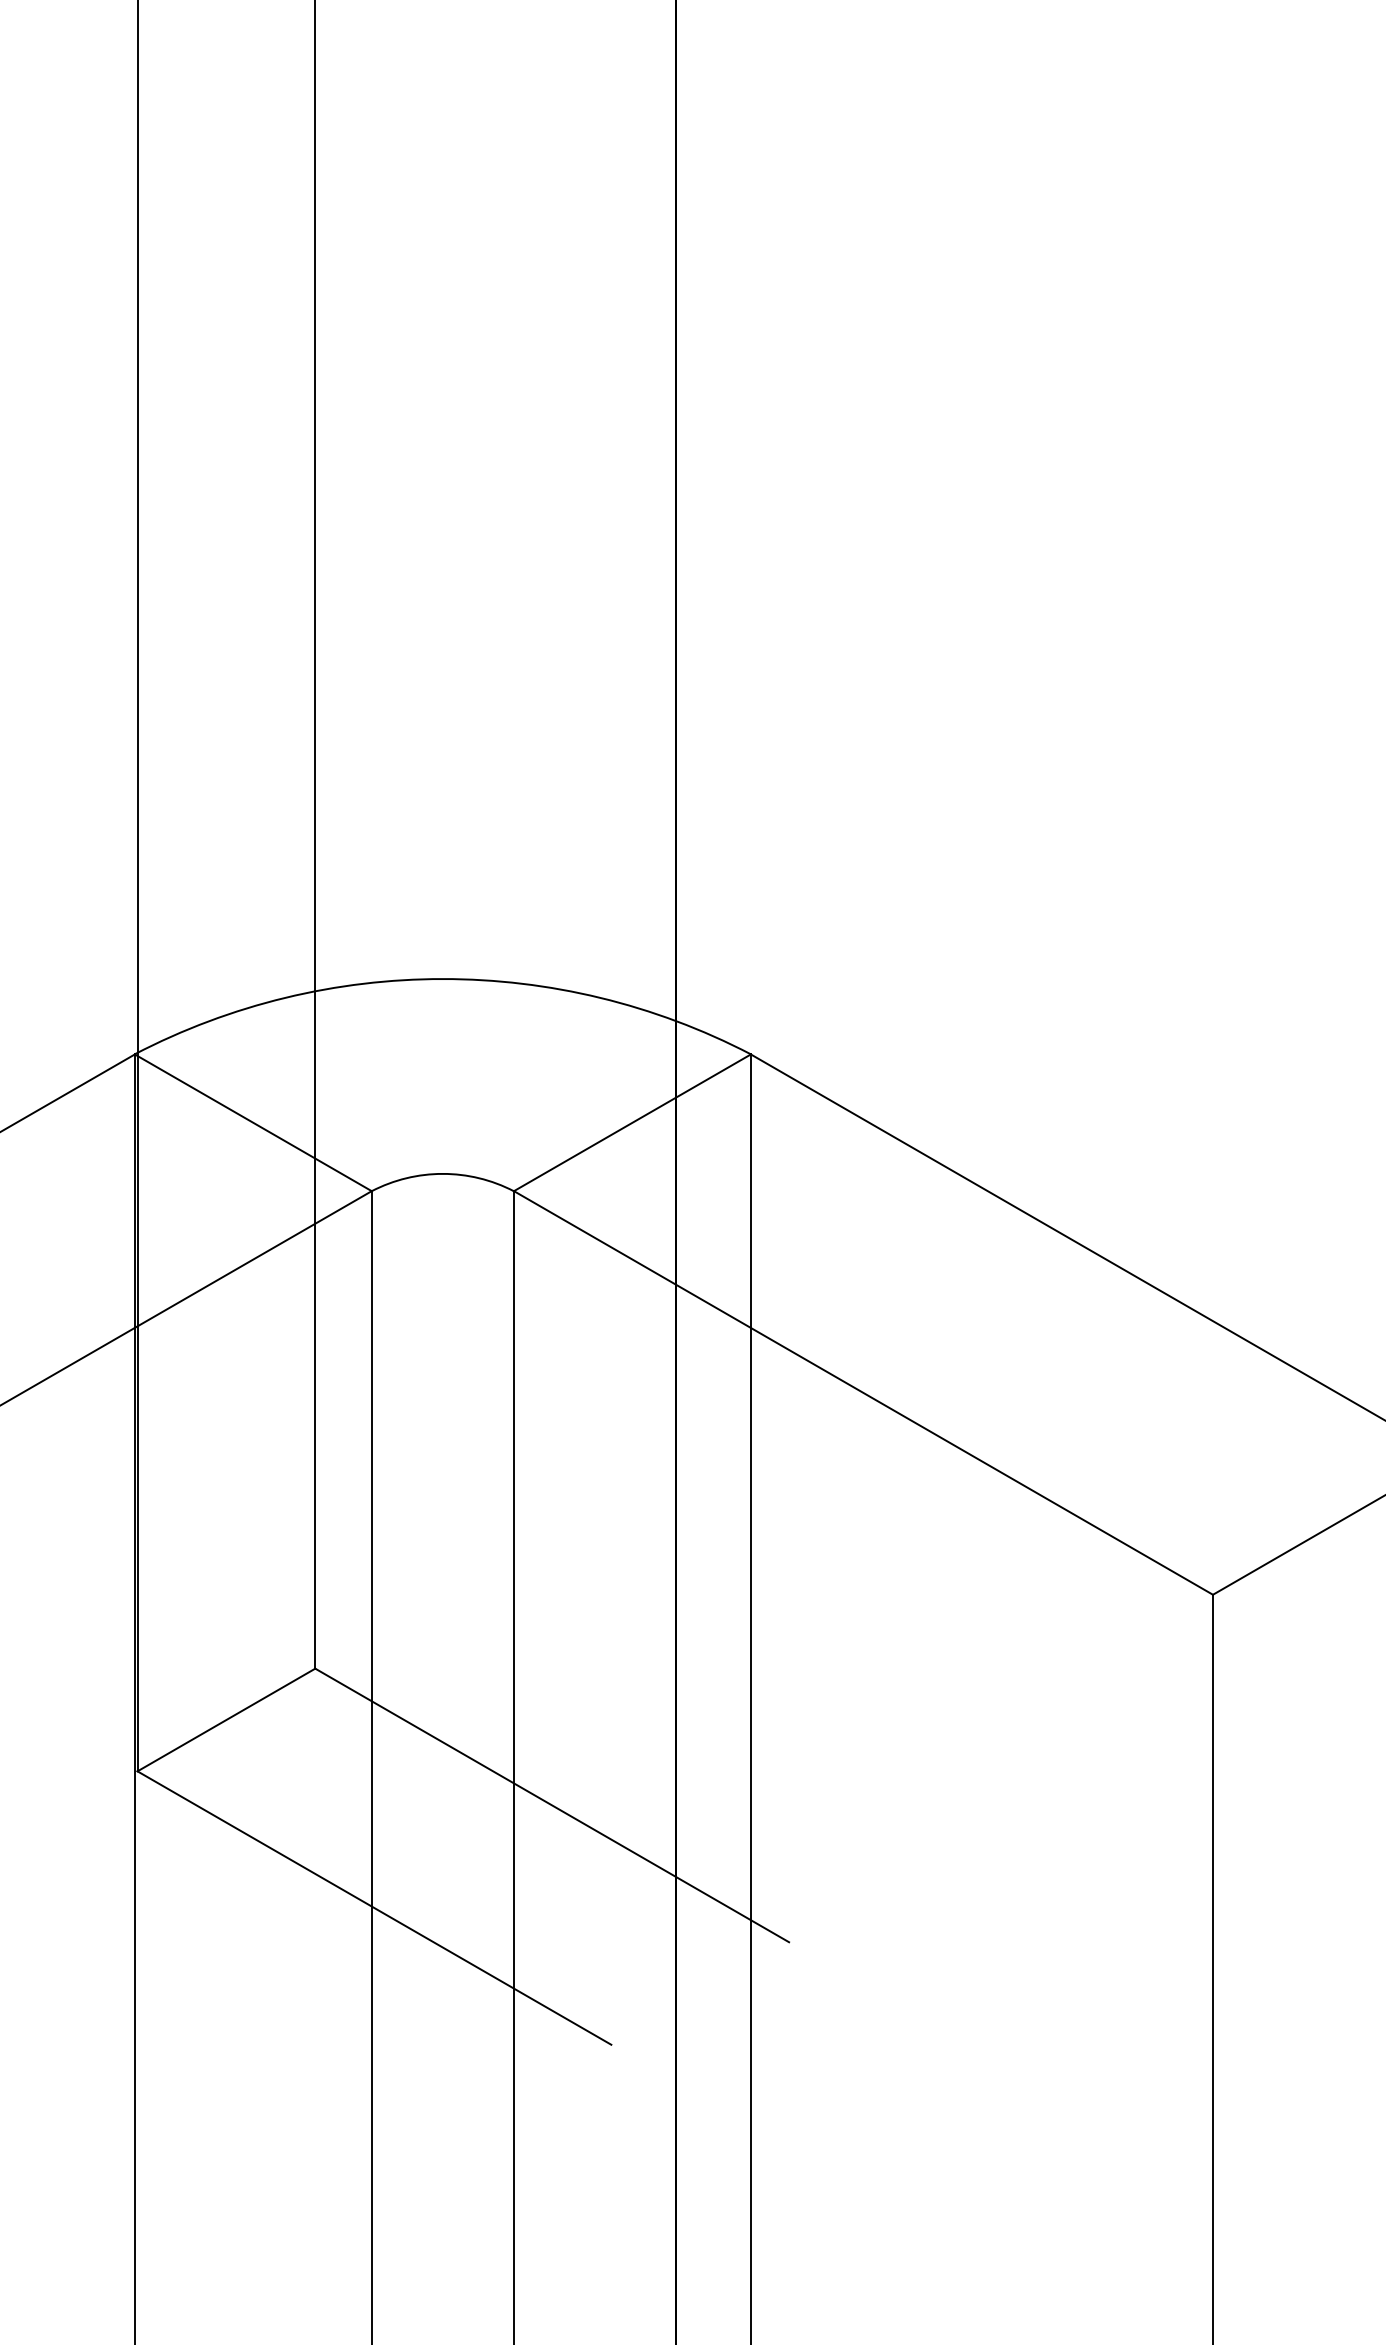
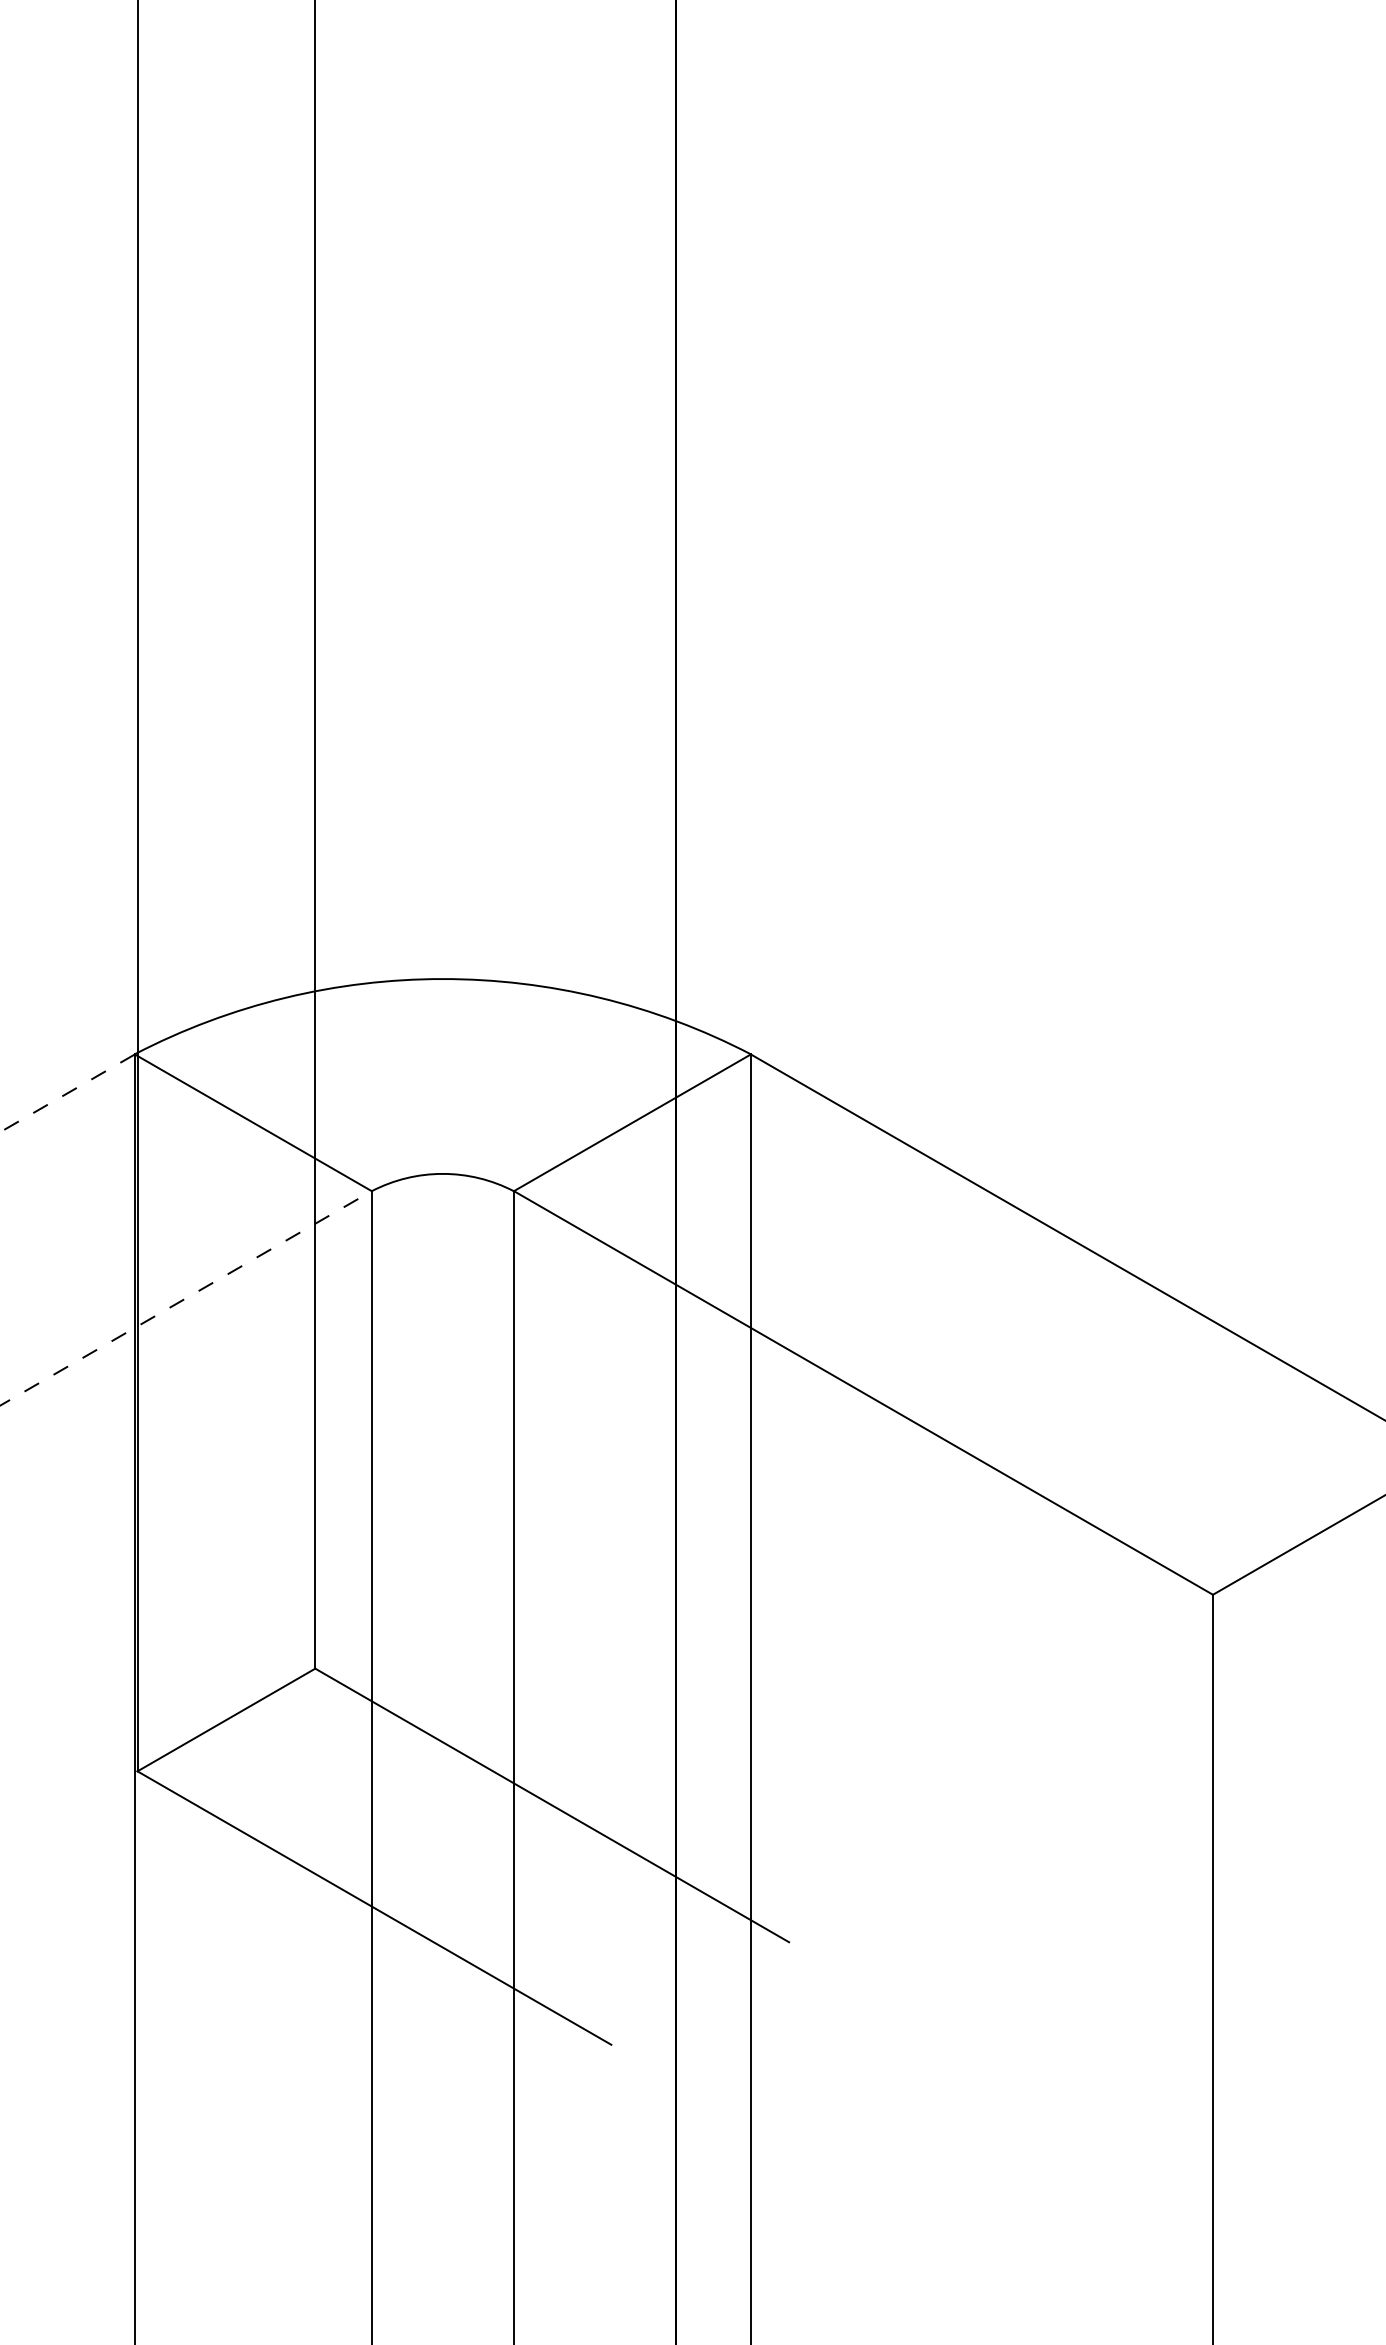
line: solid -> dashed (67, 1093)
line: solid -> dashed (186, 1298)
